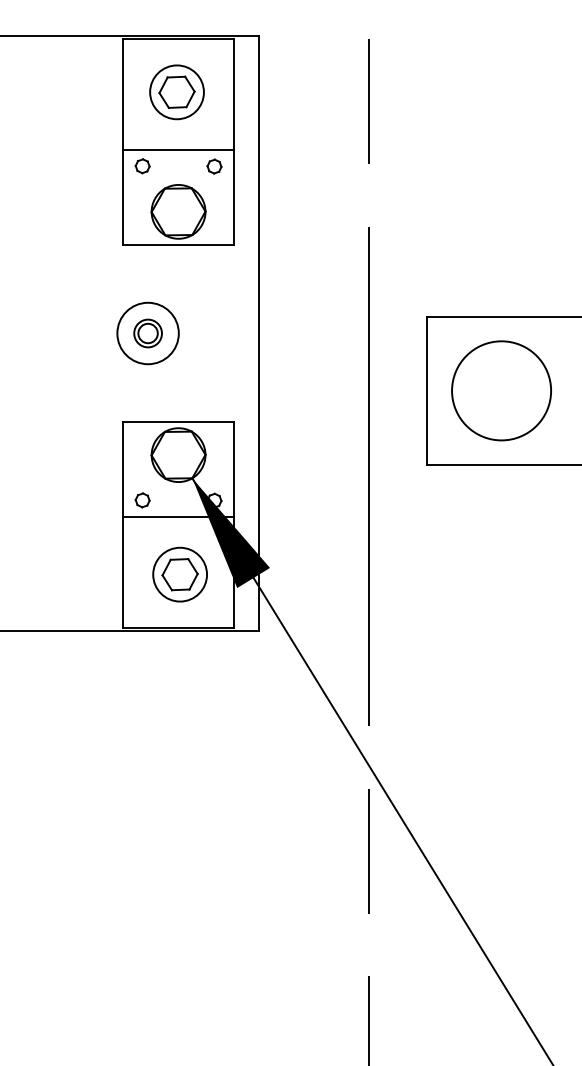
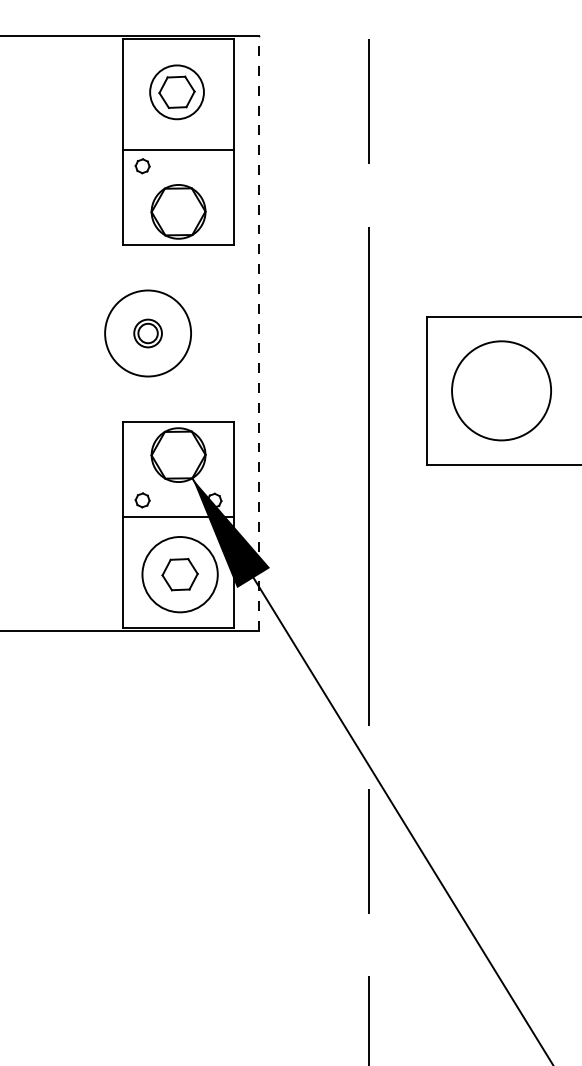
part: present -> none (214, 166)
circle diameter: 61 px -> 86 px (148, 333)
line: solid -> dashed (259, 333)
circle diameter: 54 px -> 75 px (179, 574)
